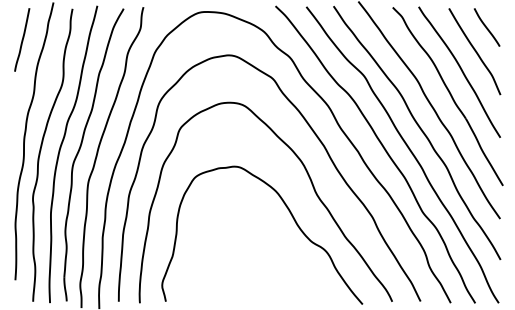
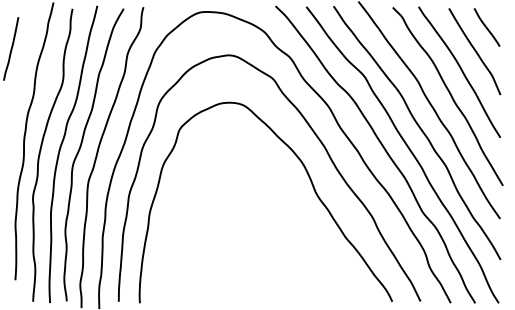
line position: (22, 39) -> (11, 48) (11, 48)
curve: present -> none (292, 218)
